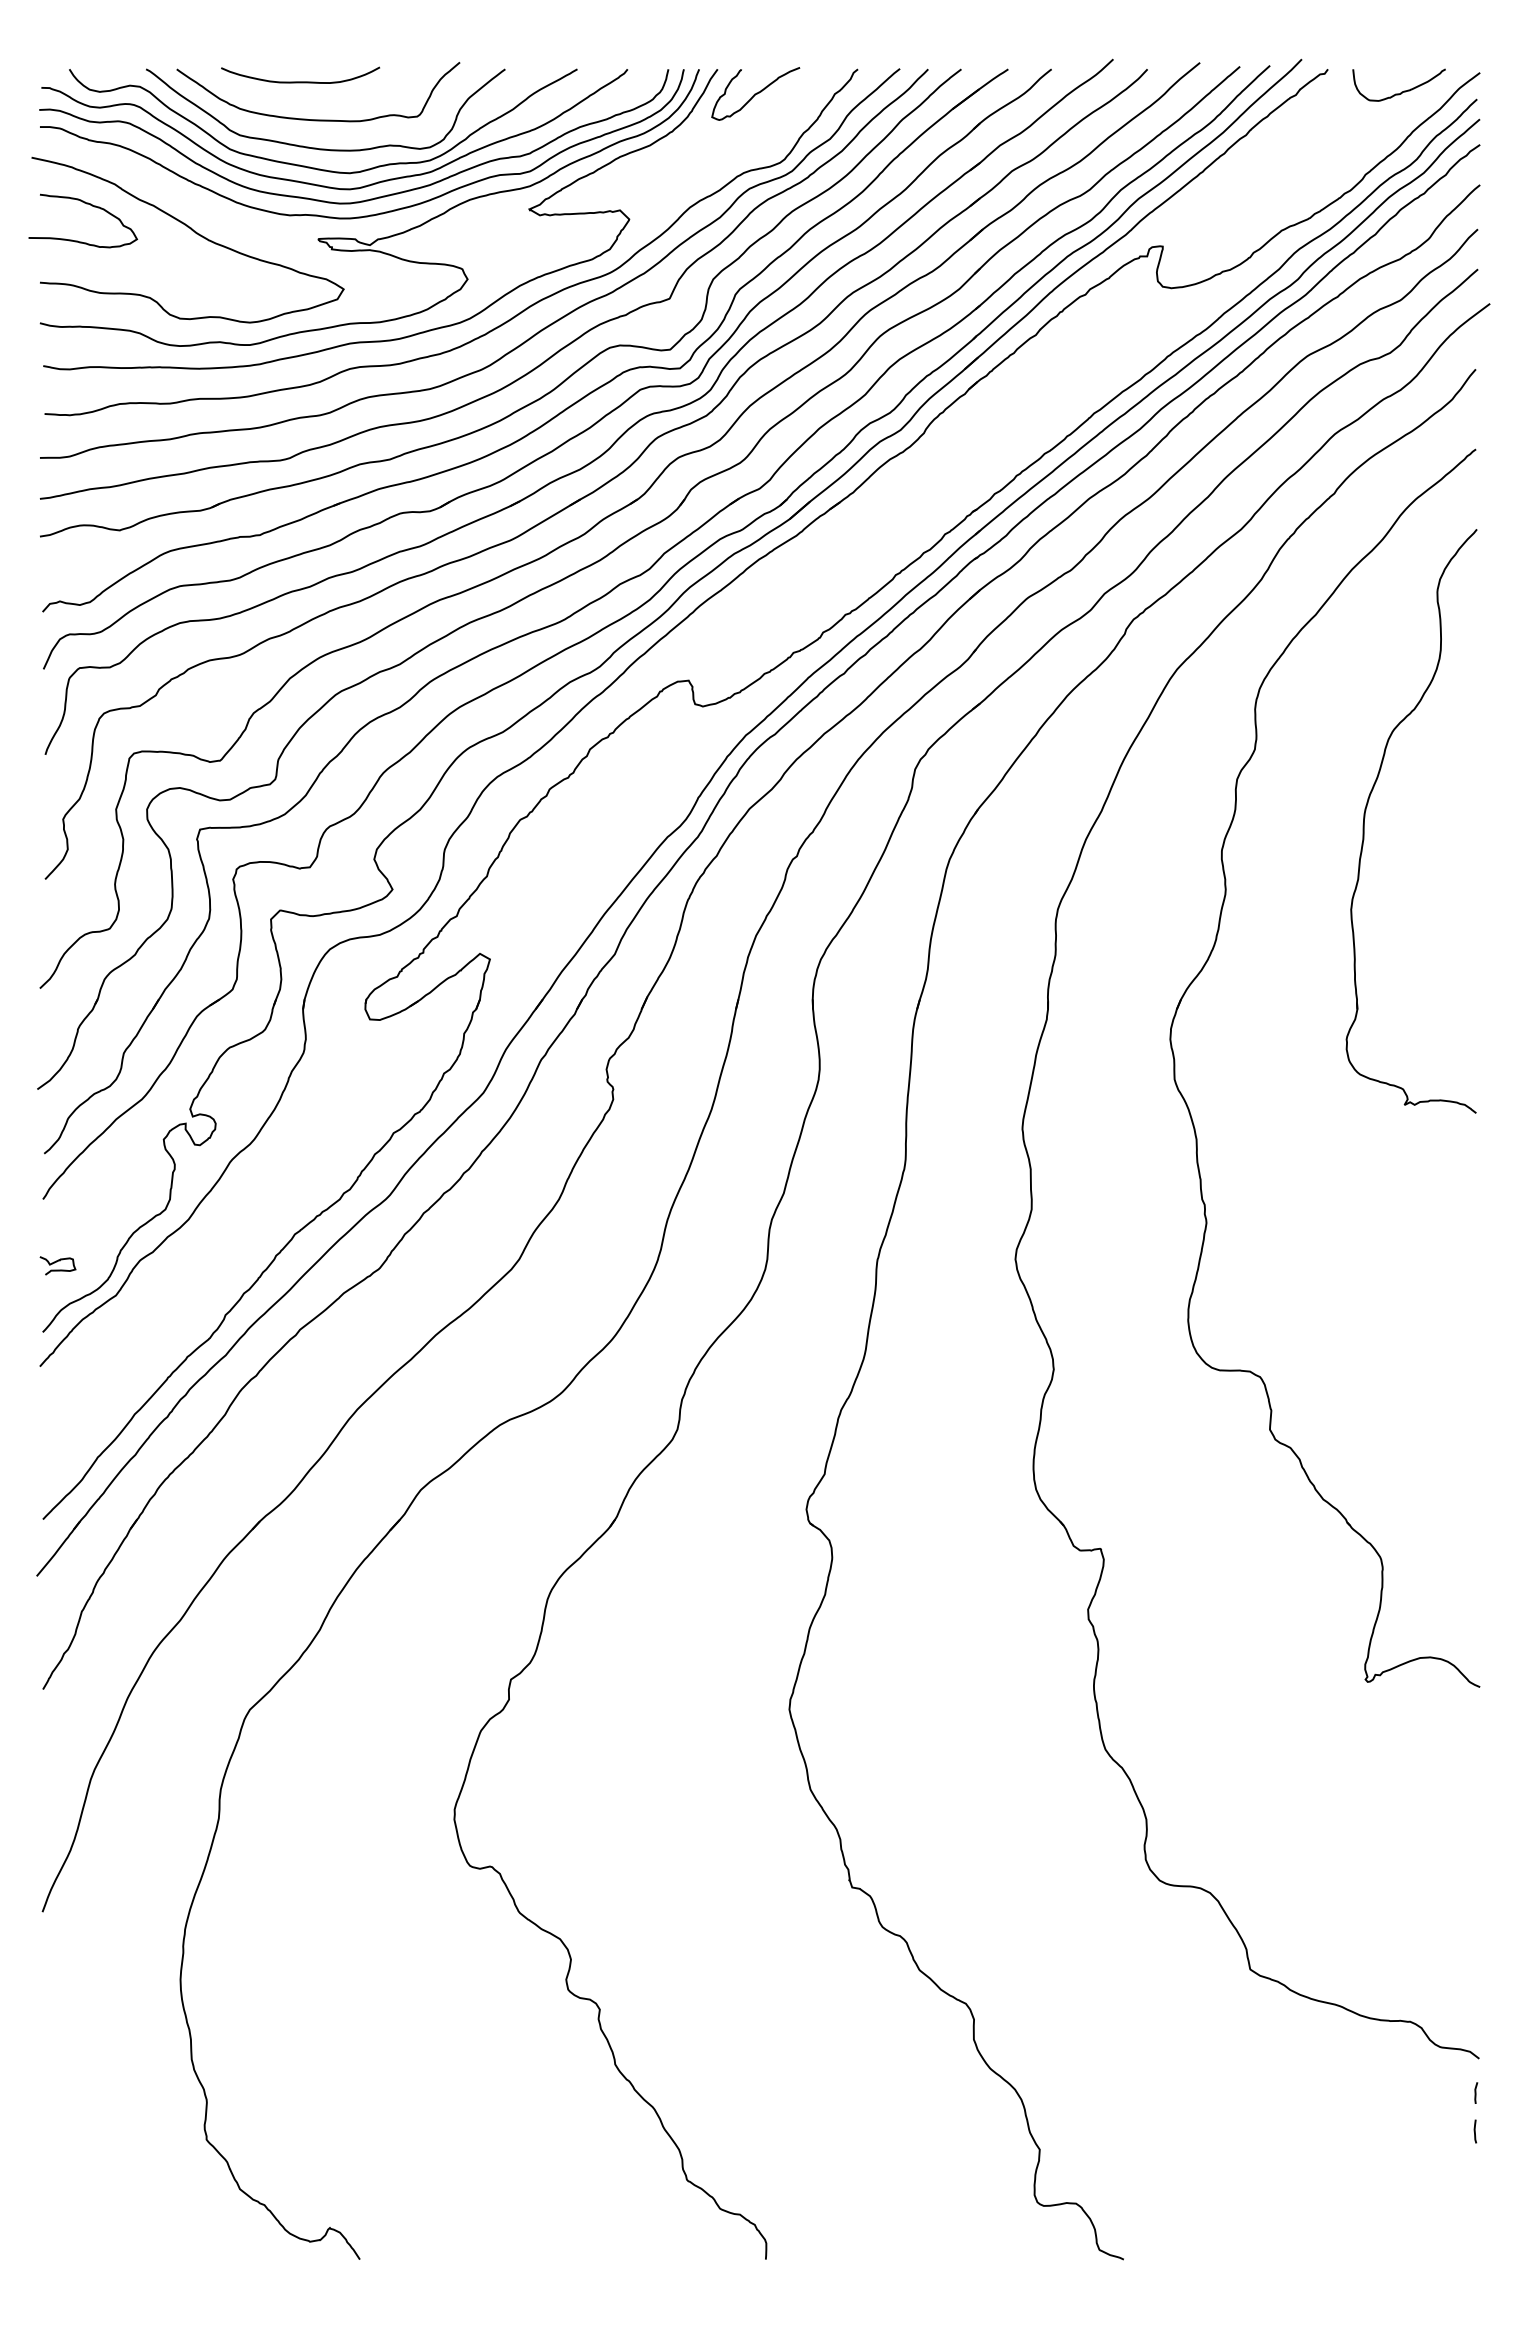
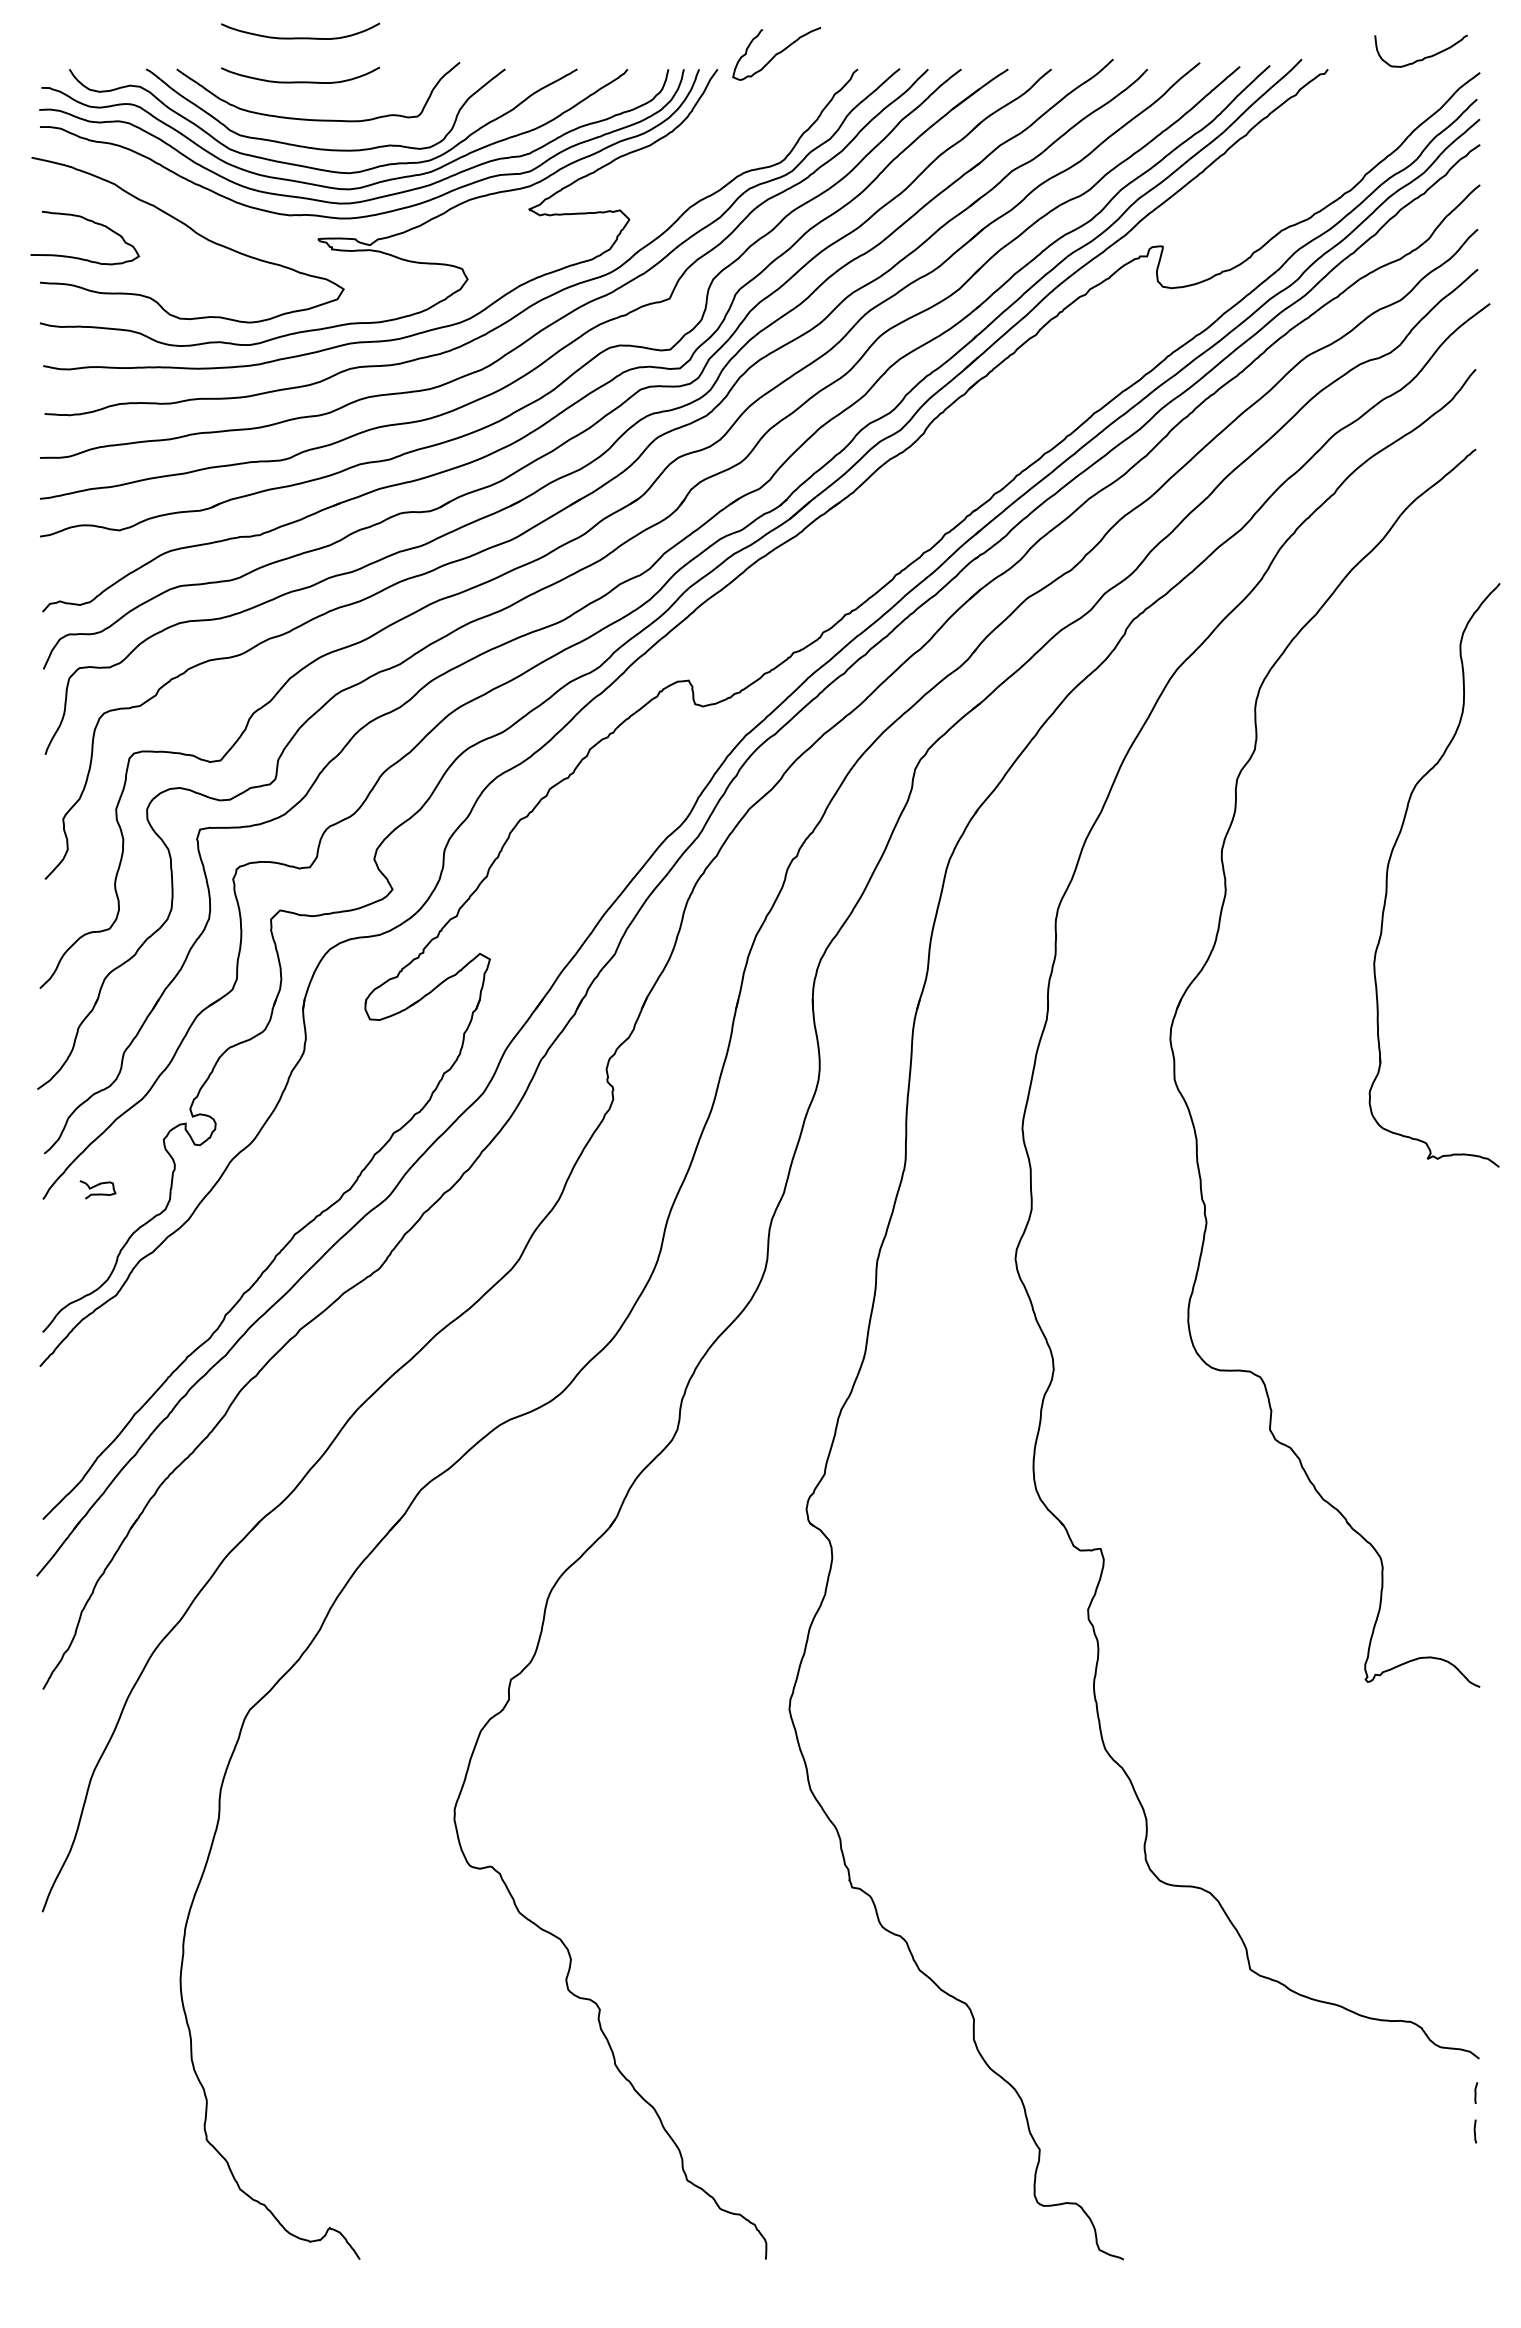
curve: none -> present (300, 37)
curve position: (1401, 91) -> (1423, 57) (1423, 57)
curve position: (755, 93) -> (776, 53) (776, 53)
curve position: (86, 204) -> (88, 221) (88, 221)
part position: (1365, 817) -> (1388, 871) (1388, 871)
curve position: (57, 1262) -> (97, 1186) (97, 1186)
